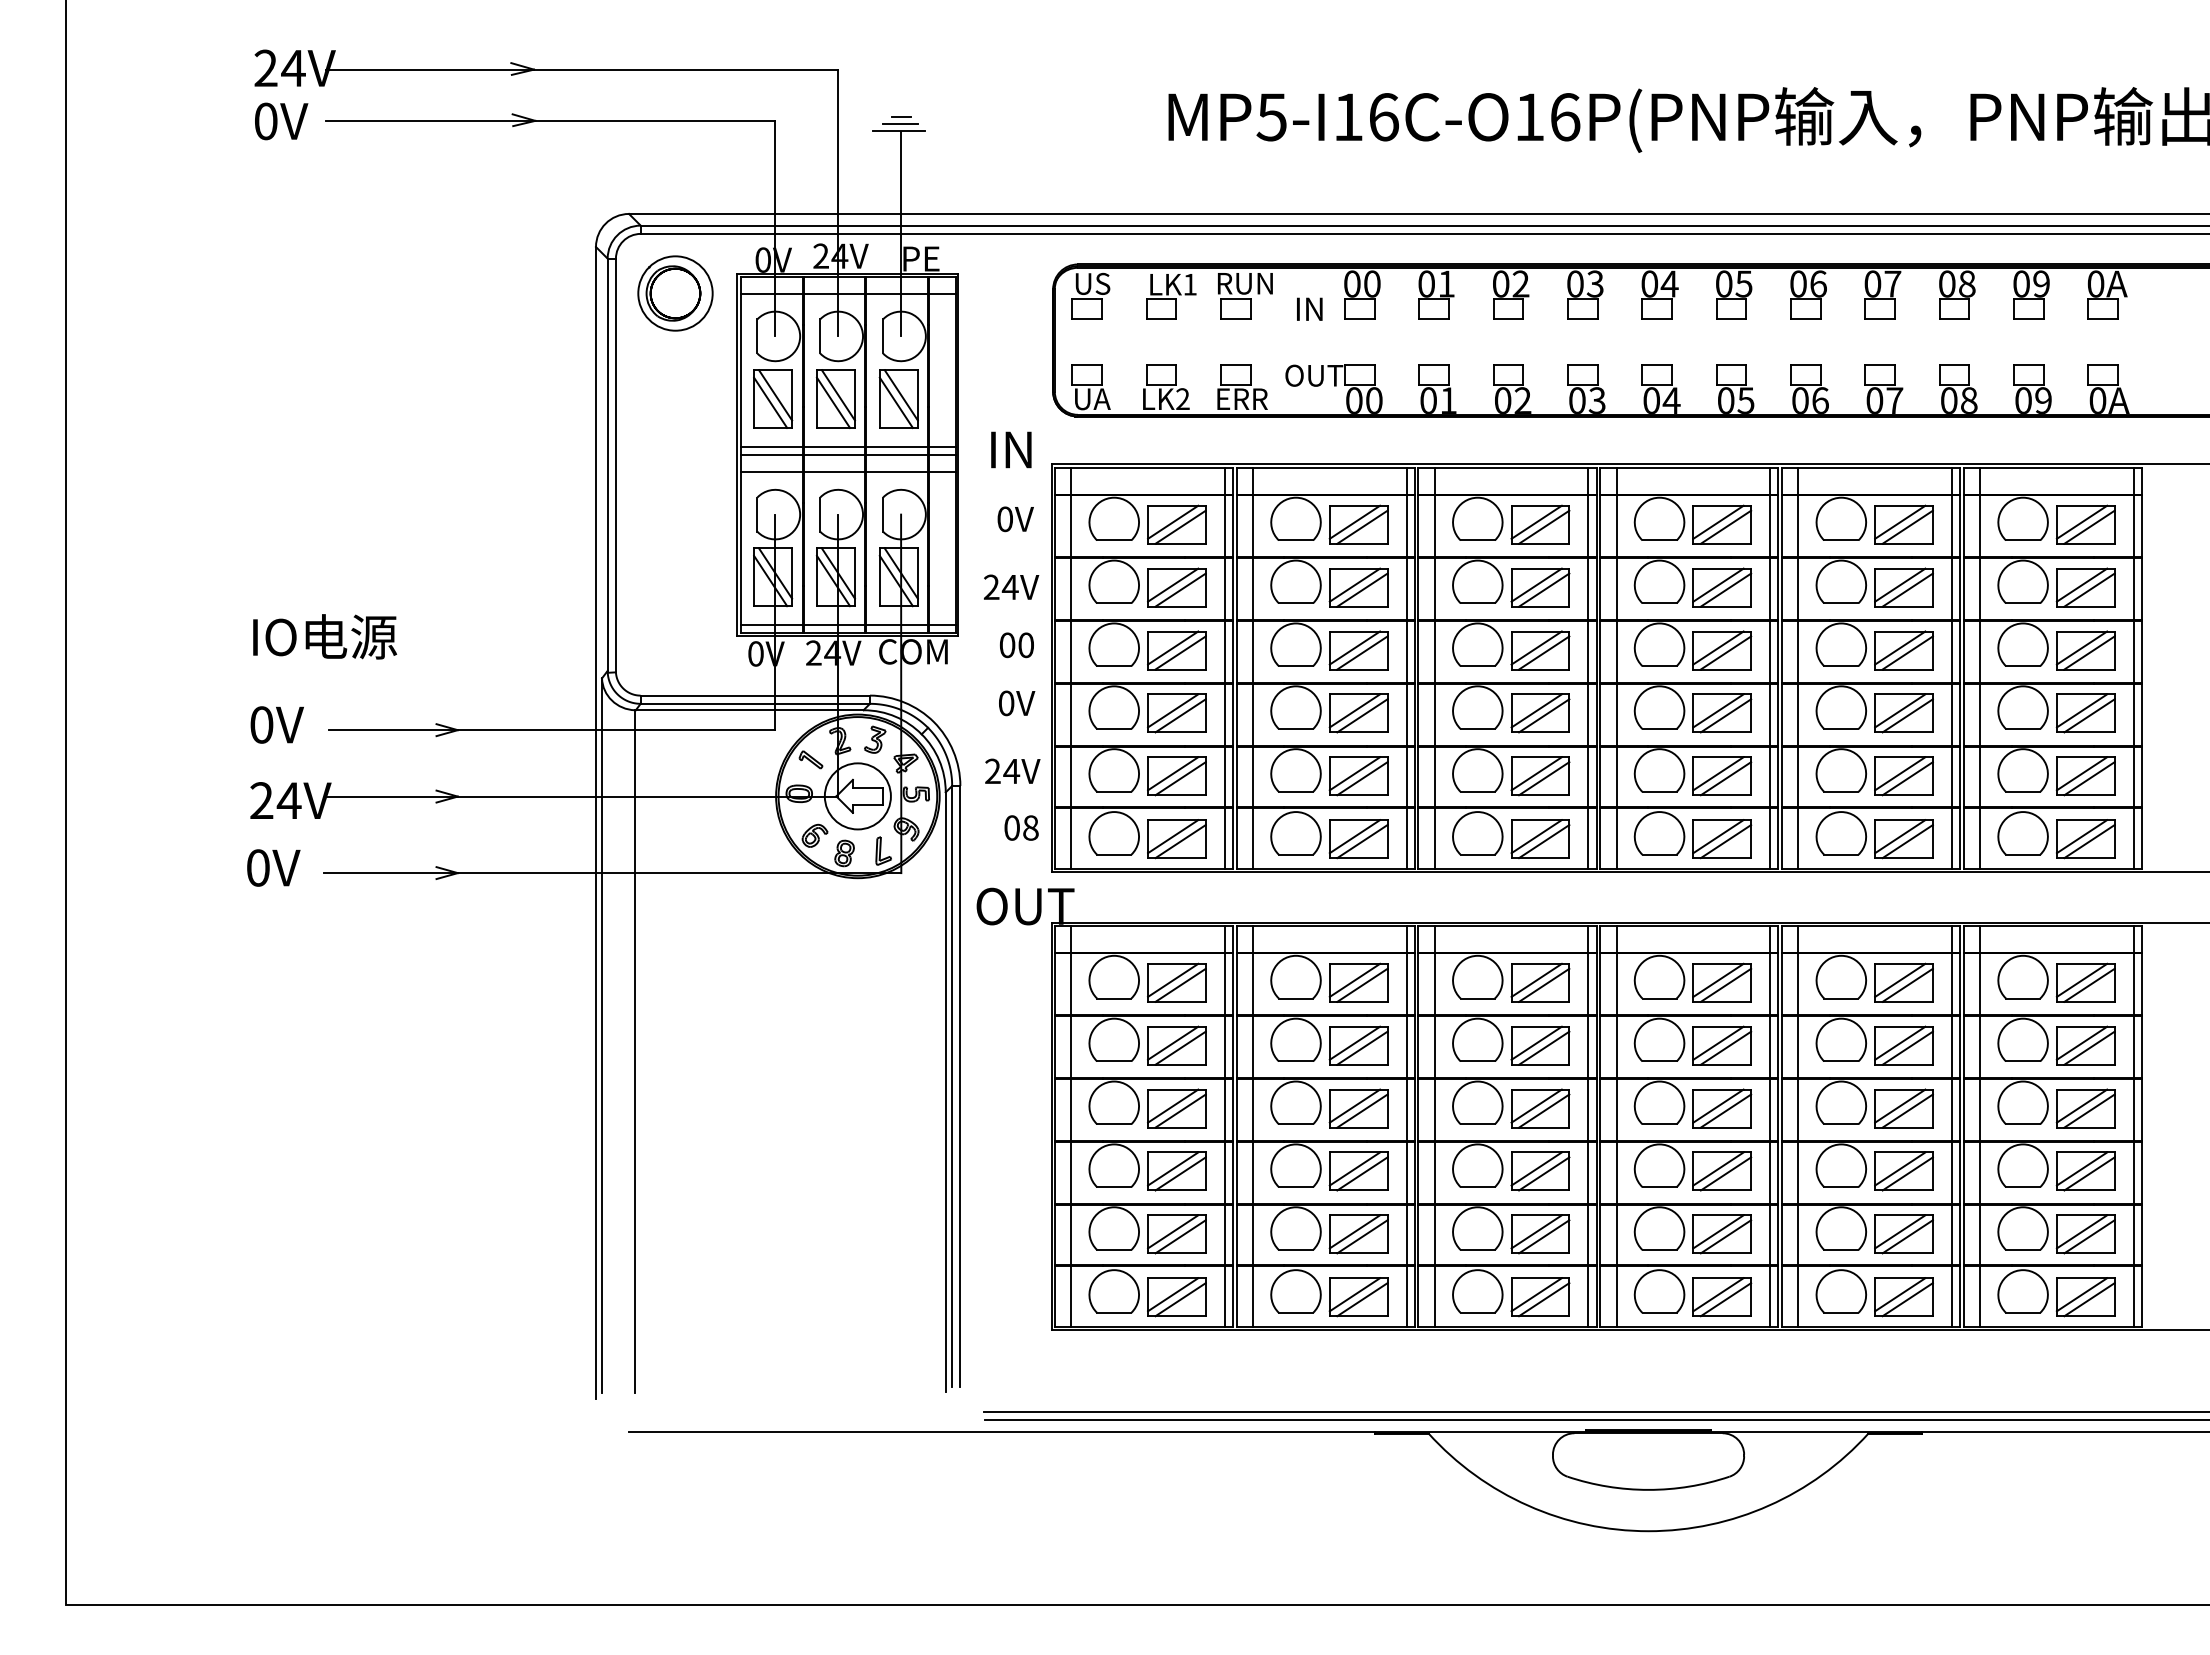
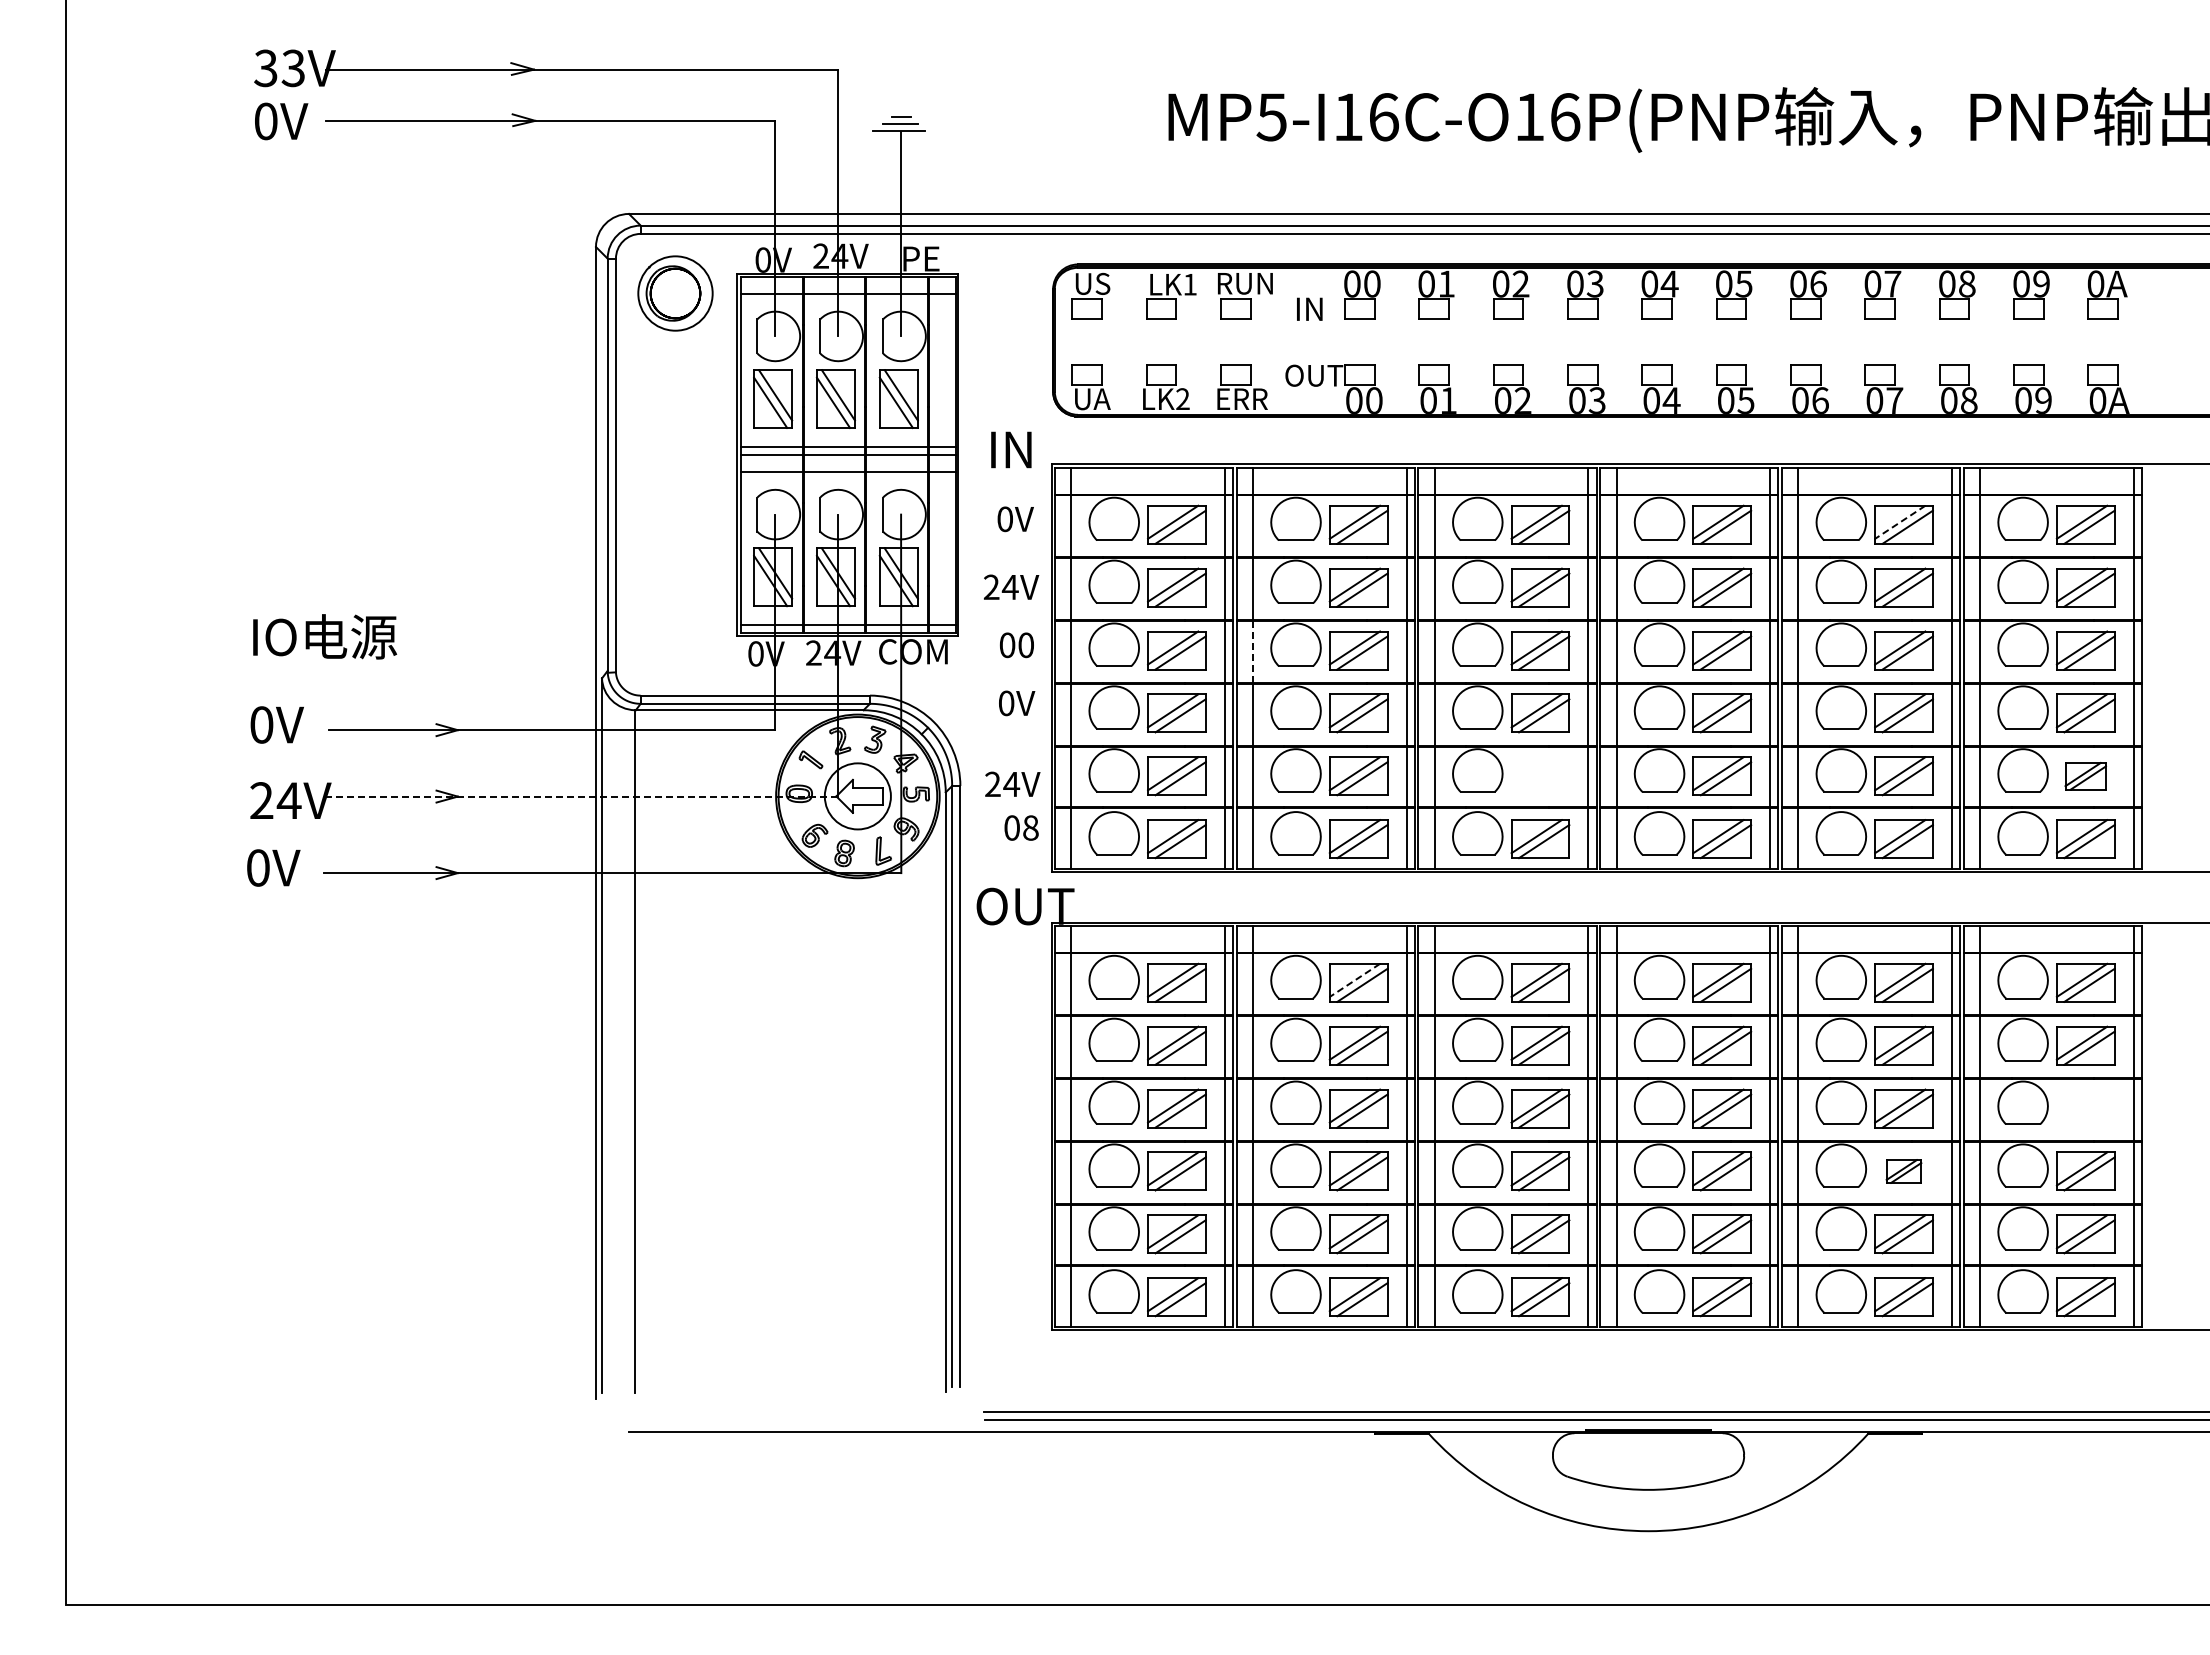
text: 24V -> 33V (279, 68)
line: solid -> dashed (1899, 522)
line: solid -> dashed (1253, 651)
text position: (1012, 770) -> (1012, 783) (1012, 783)
part: present -> none (1540, 776)
part size: 61x41 px -> 43x29 px (2085, 776)
line: solid -> dashed (581, 796)
line: solid -> dashed (1354, 980)
part: present -> none (2085, 1108)
part size: 60x41 px -> 38x25 px (1903, 1171)
